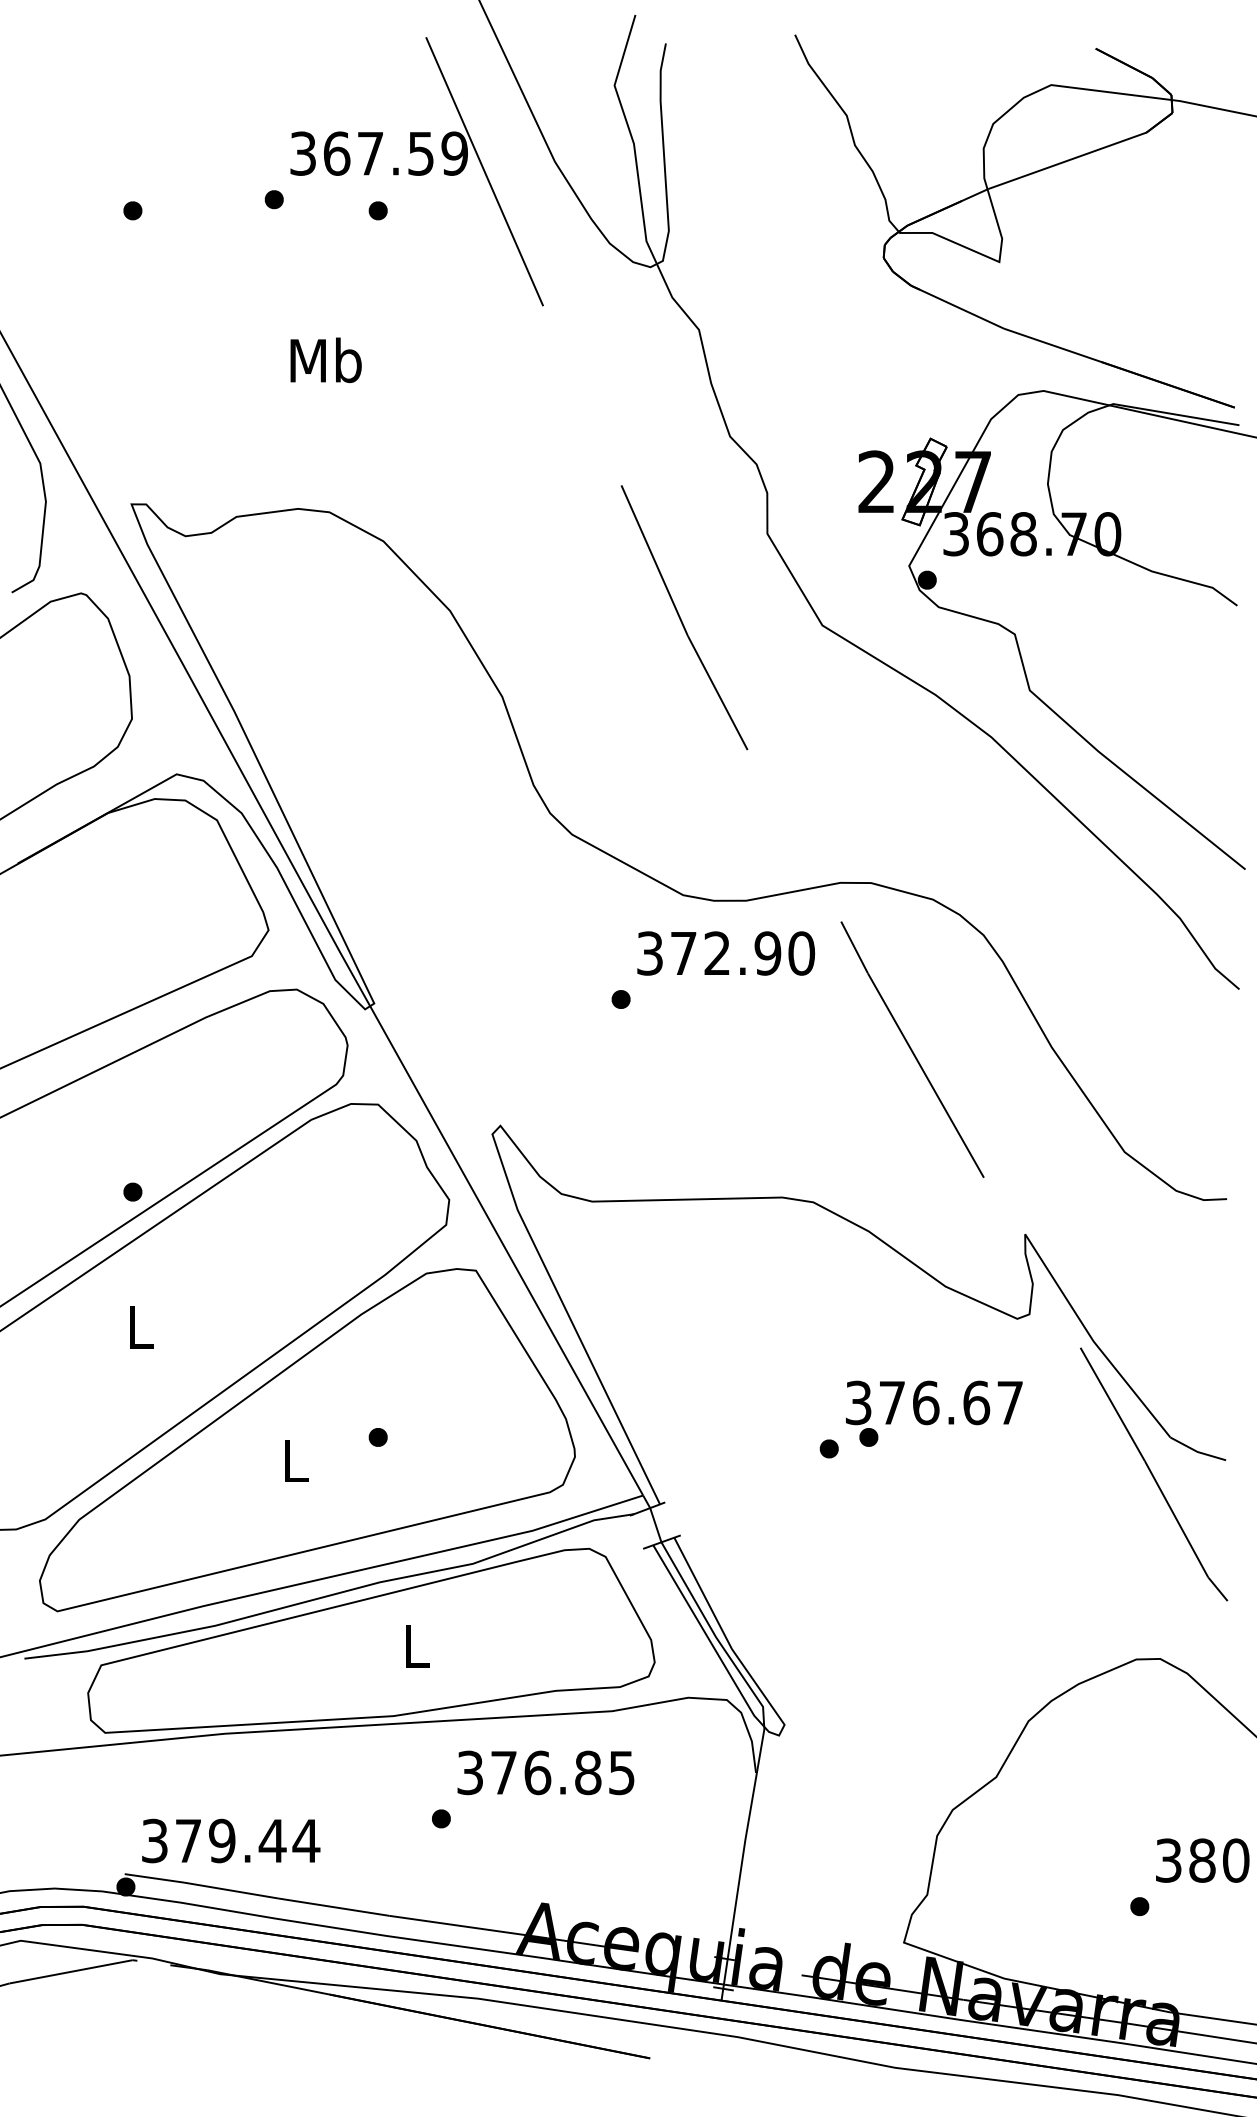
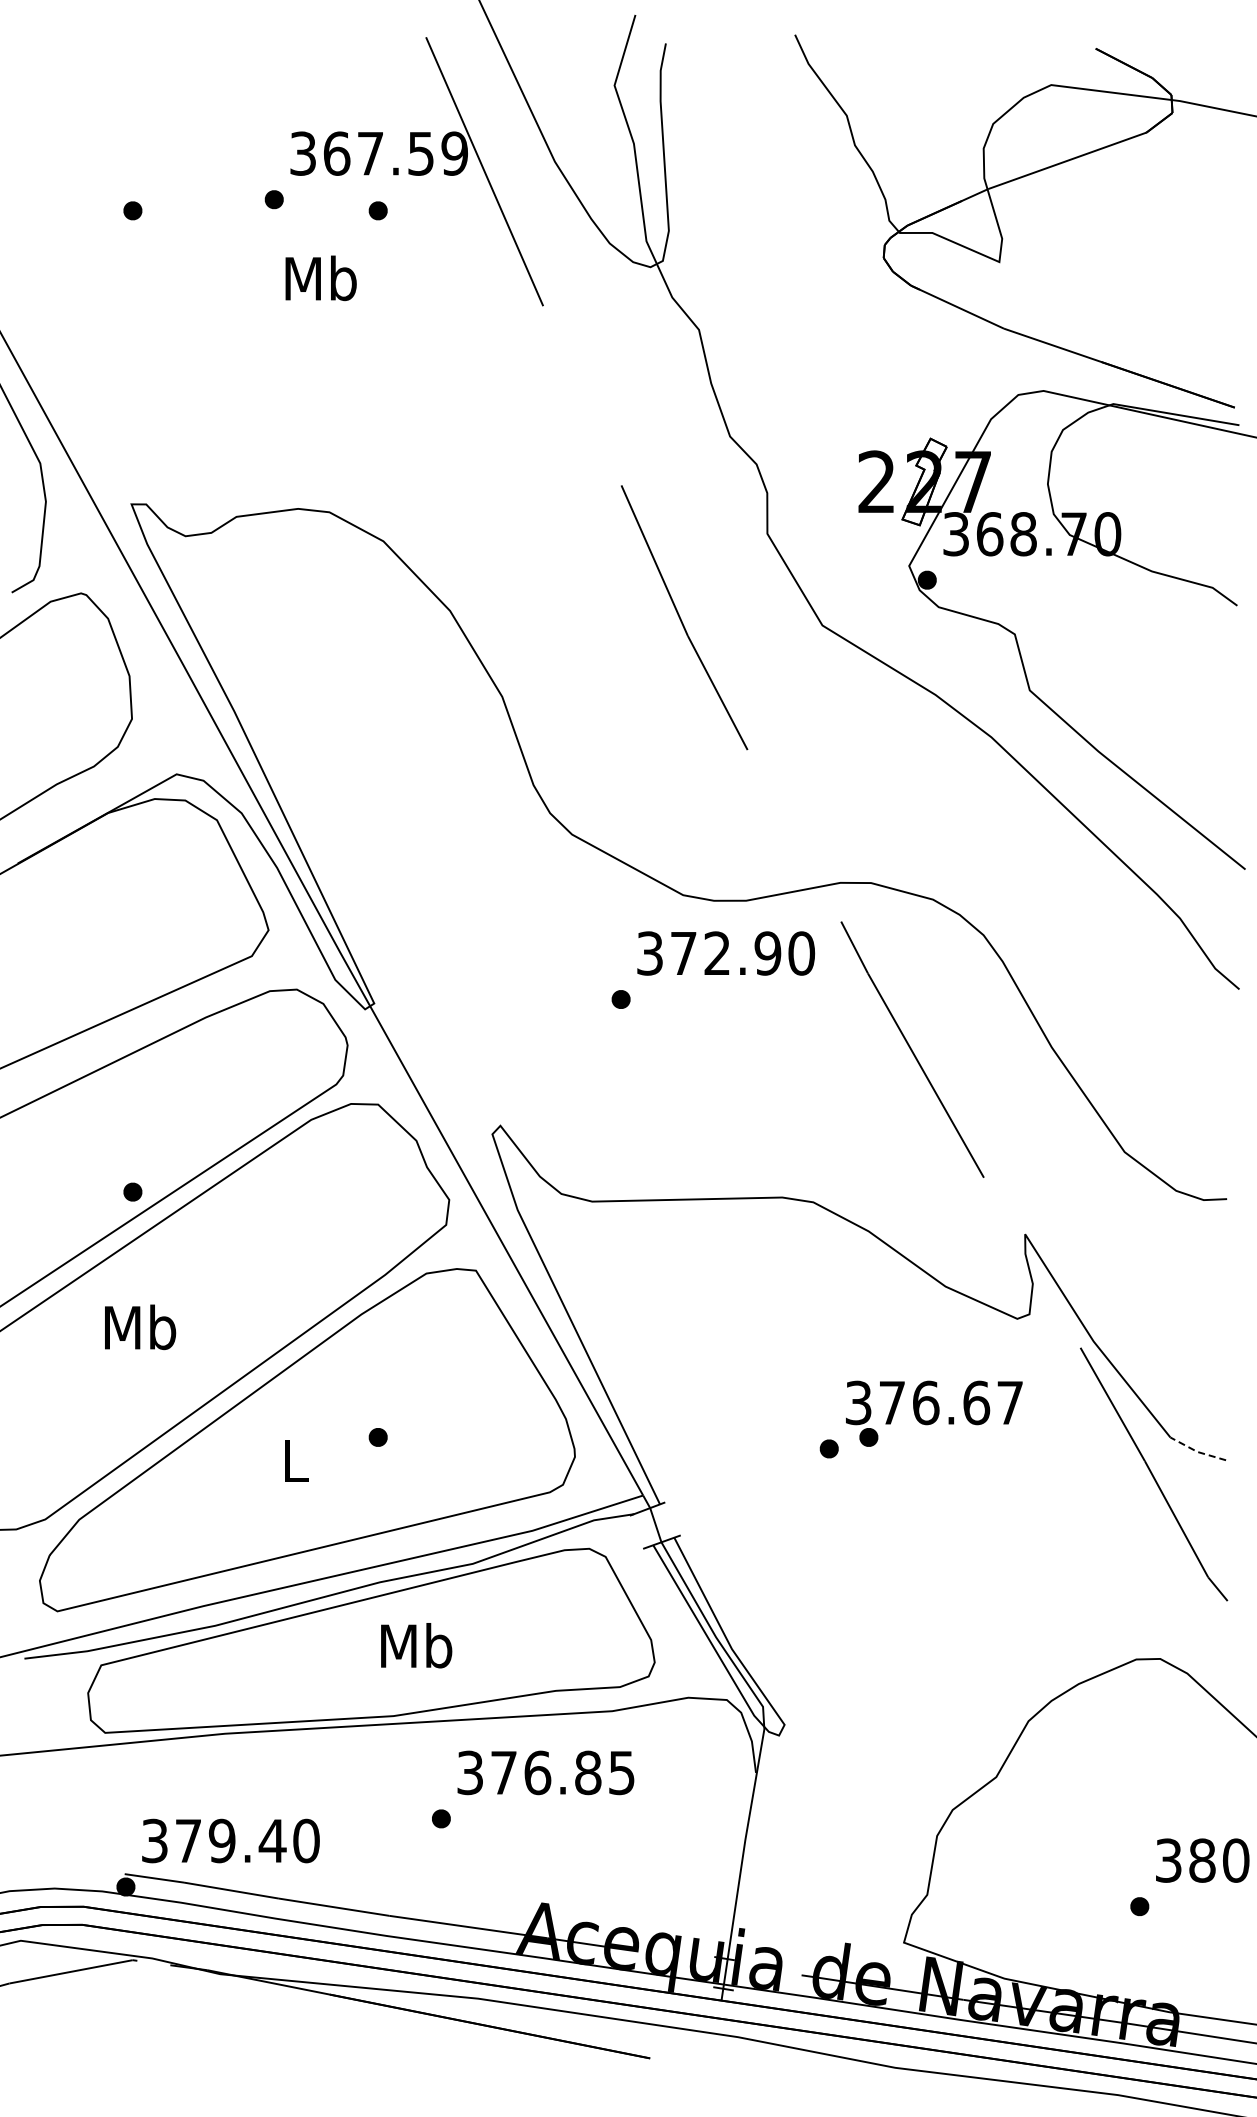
text position: (325, 360) -> (320, 278) (320, 278)
text: L -> Mb (140, 1327)
line: solid -> dashed (1197, 1452)
text: L -> Mb (416, 1645)
text: 379.44 -> 379.40 (306, 1840)
